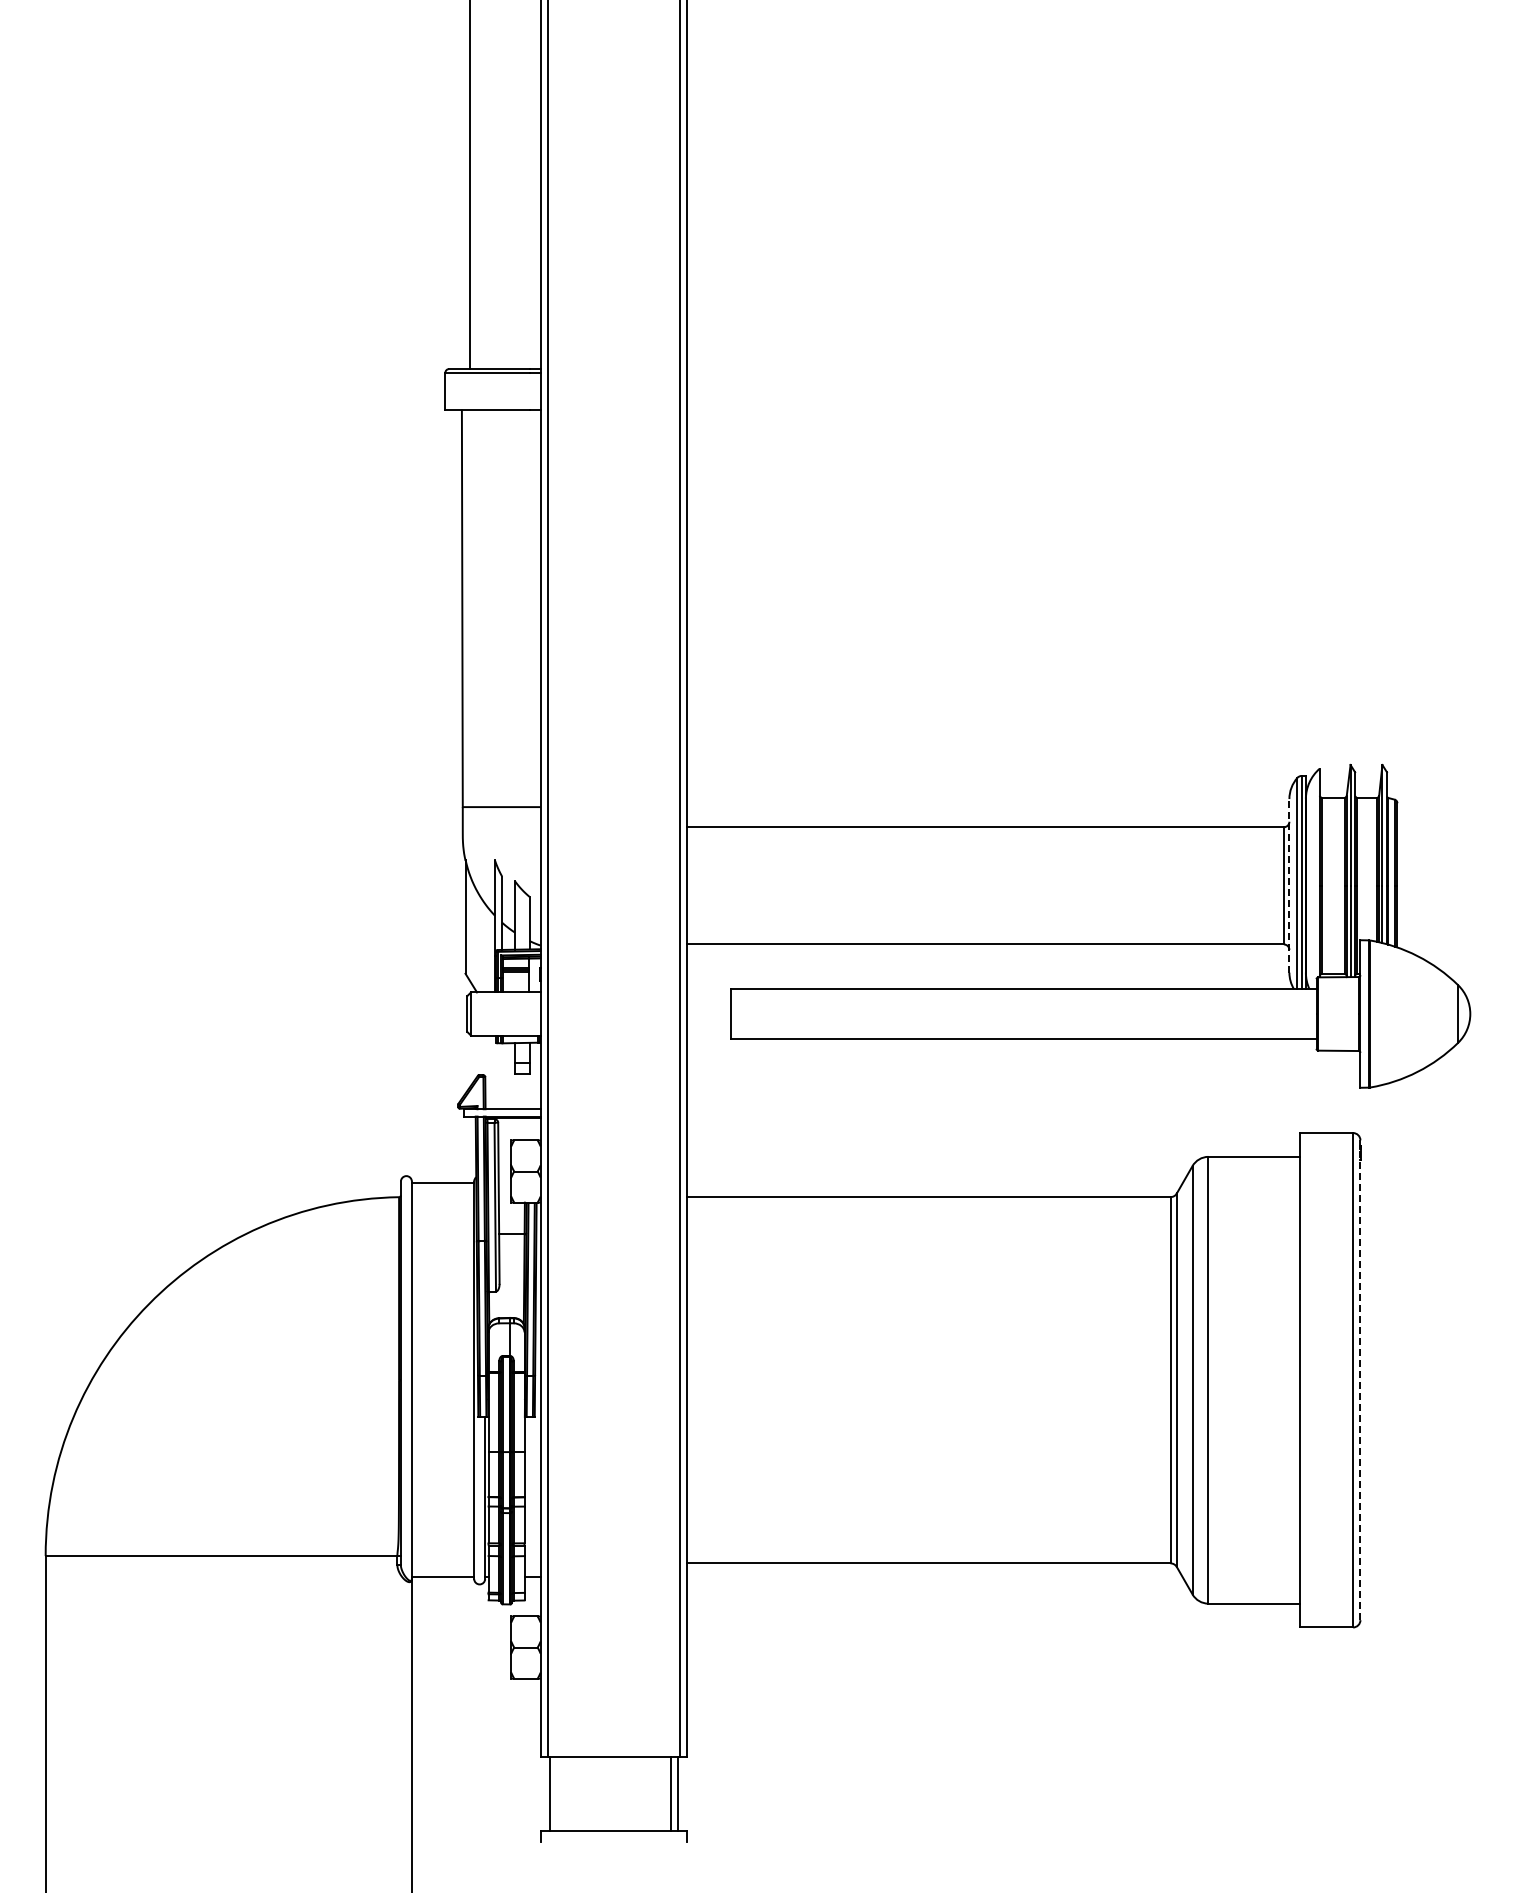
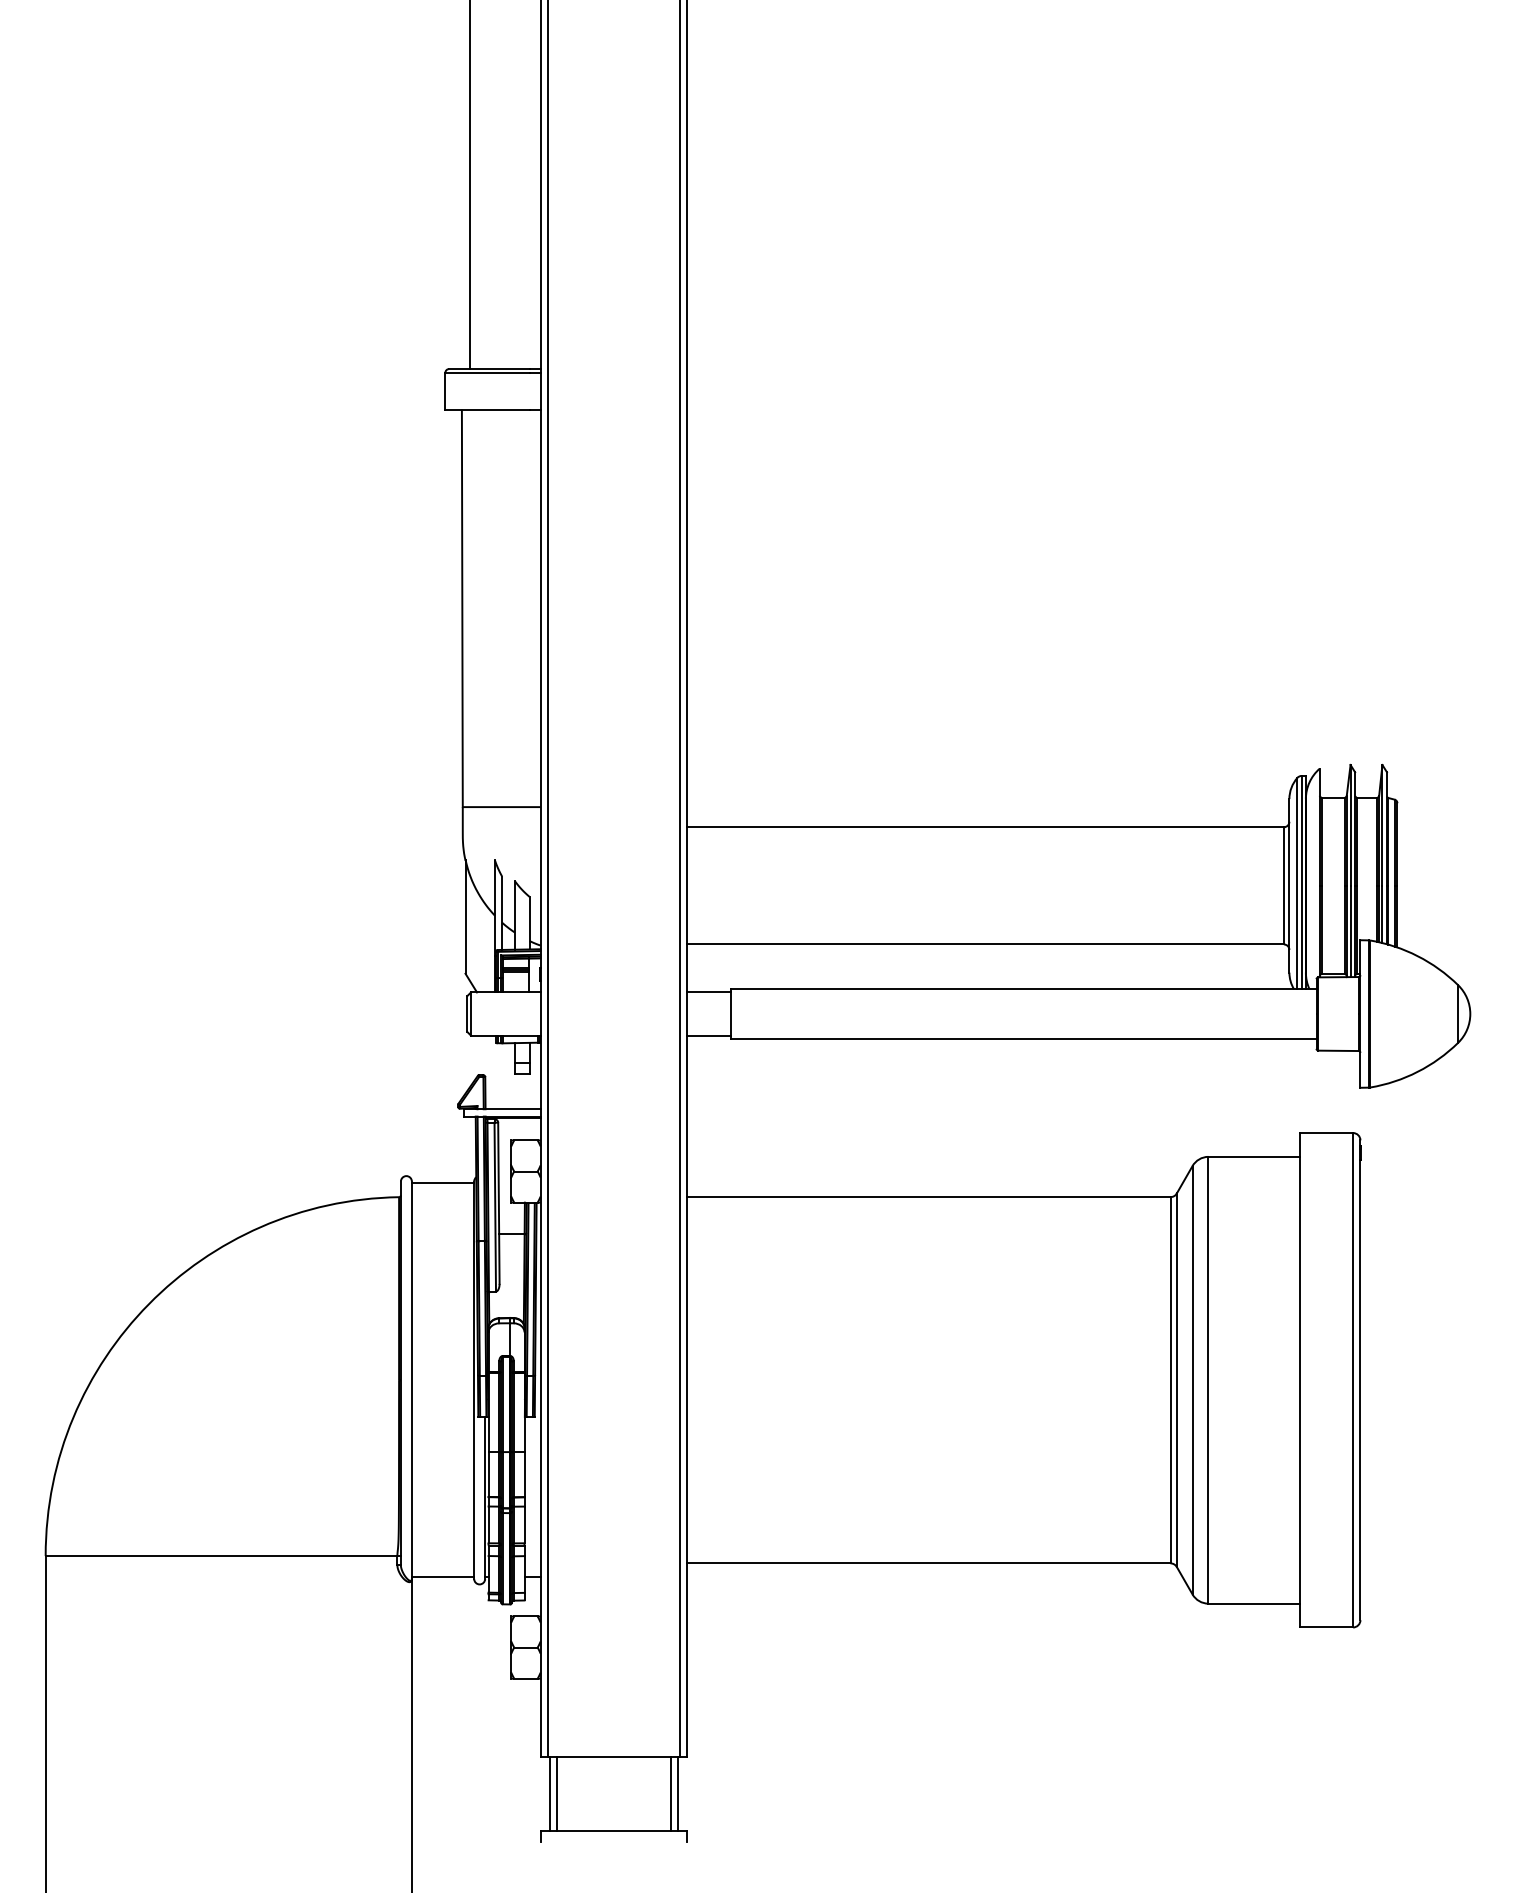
line: dashed -> solid (1289, 885)
line: none -> present (708, 992)
line: none -> present (708, 1035)
line: dashed -> solid (1360, 1380)
line: none -> present (557, 1793)
